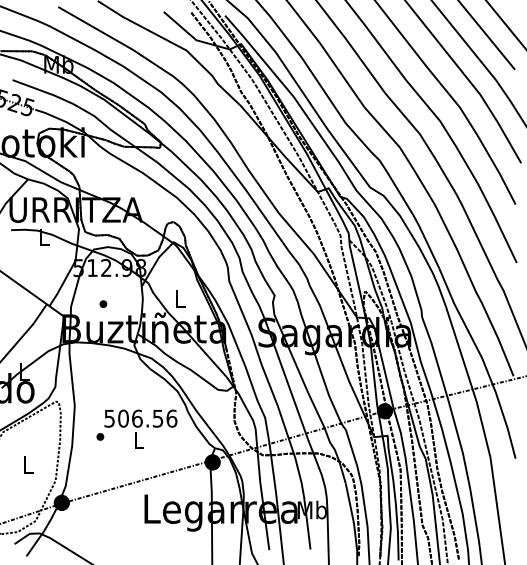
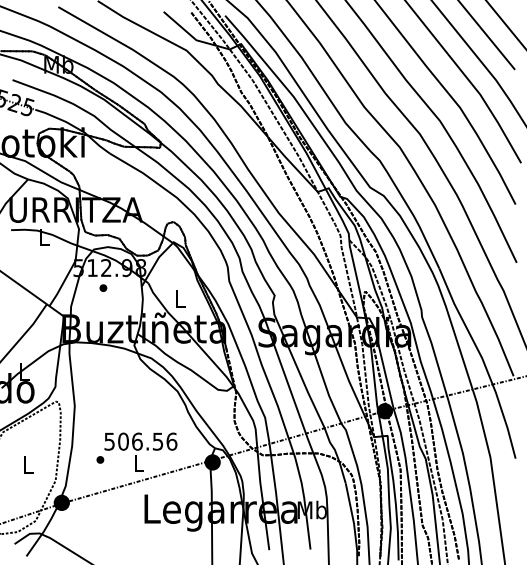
part position: (103, 303) -> (103, 287) (103, 287)
text position: (136, 428) -> (136, 451) (136, 451)
